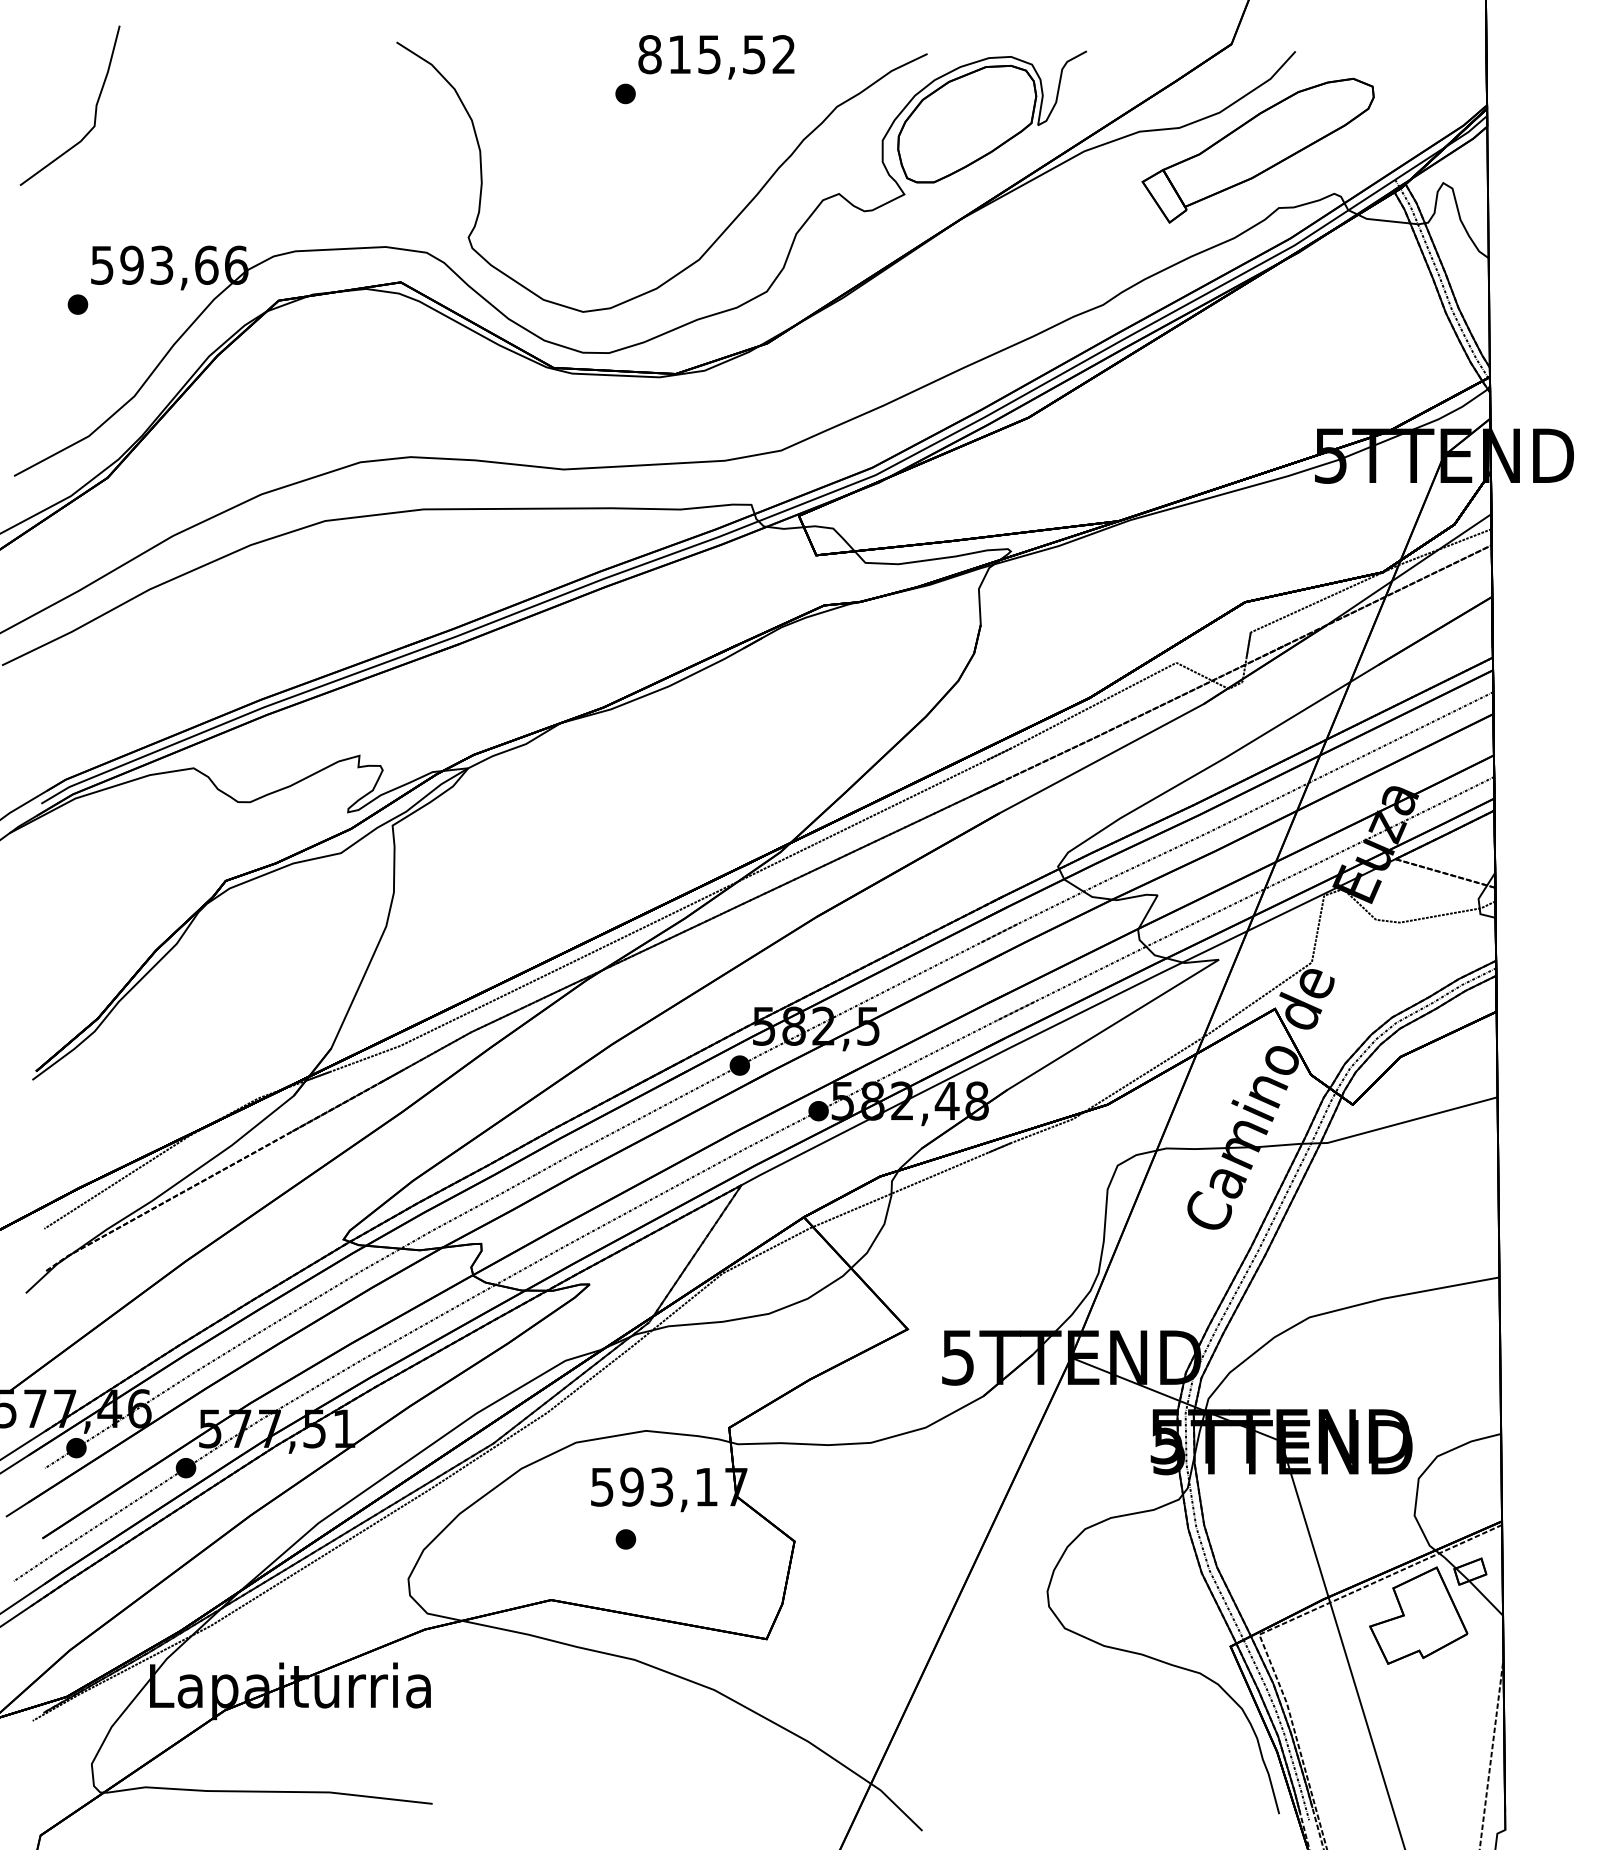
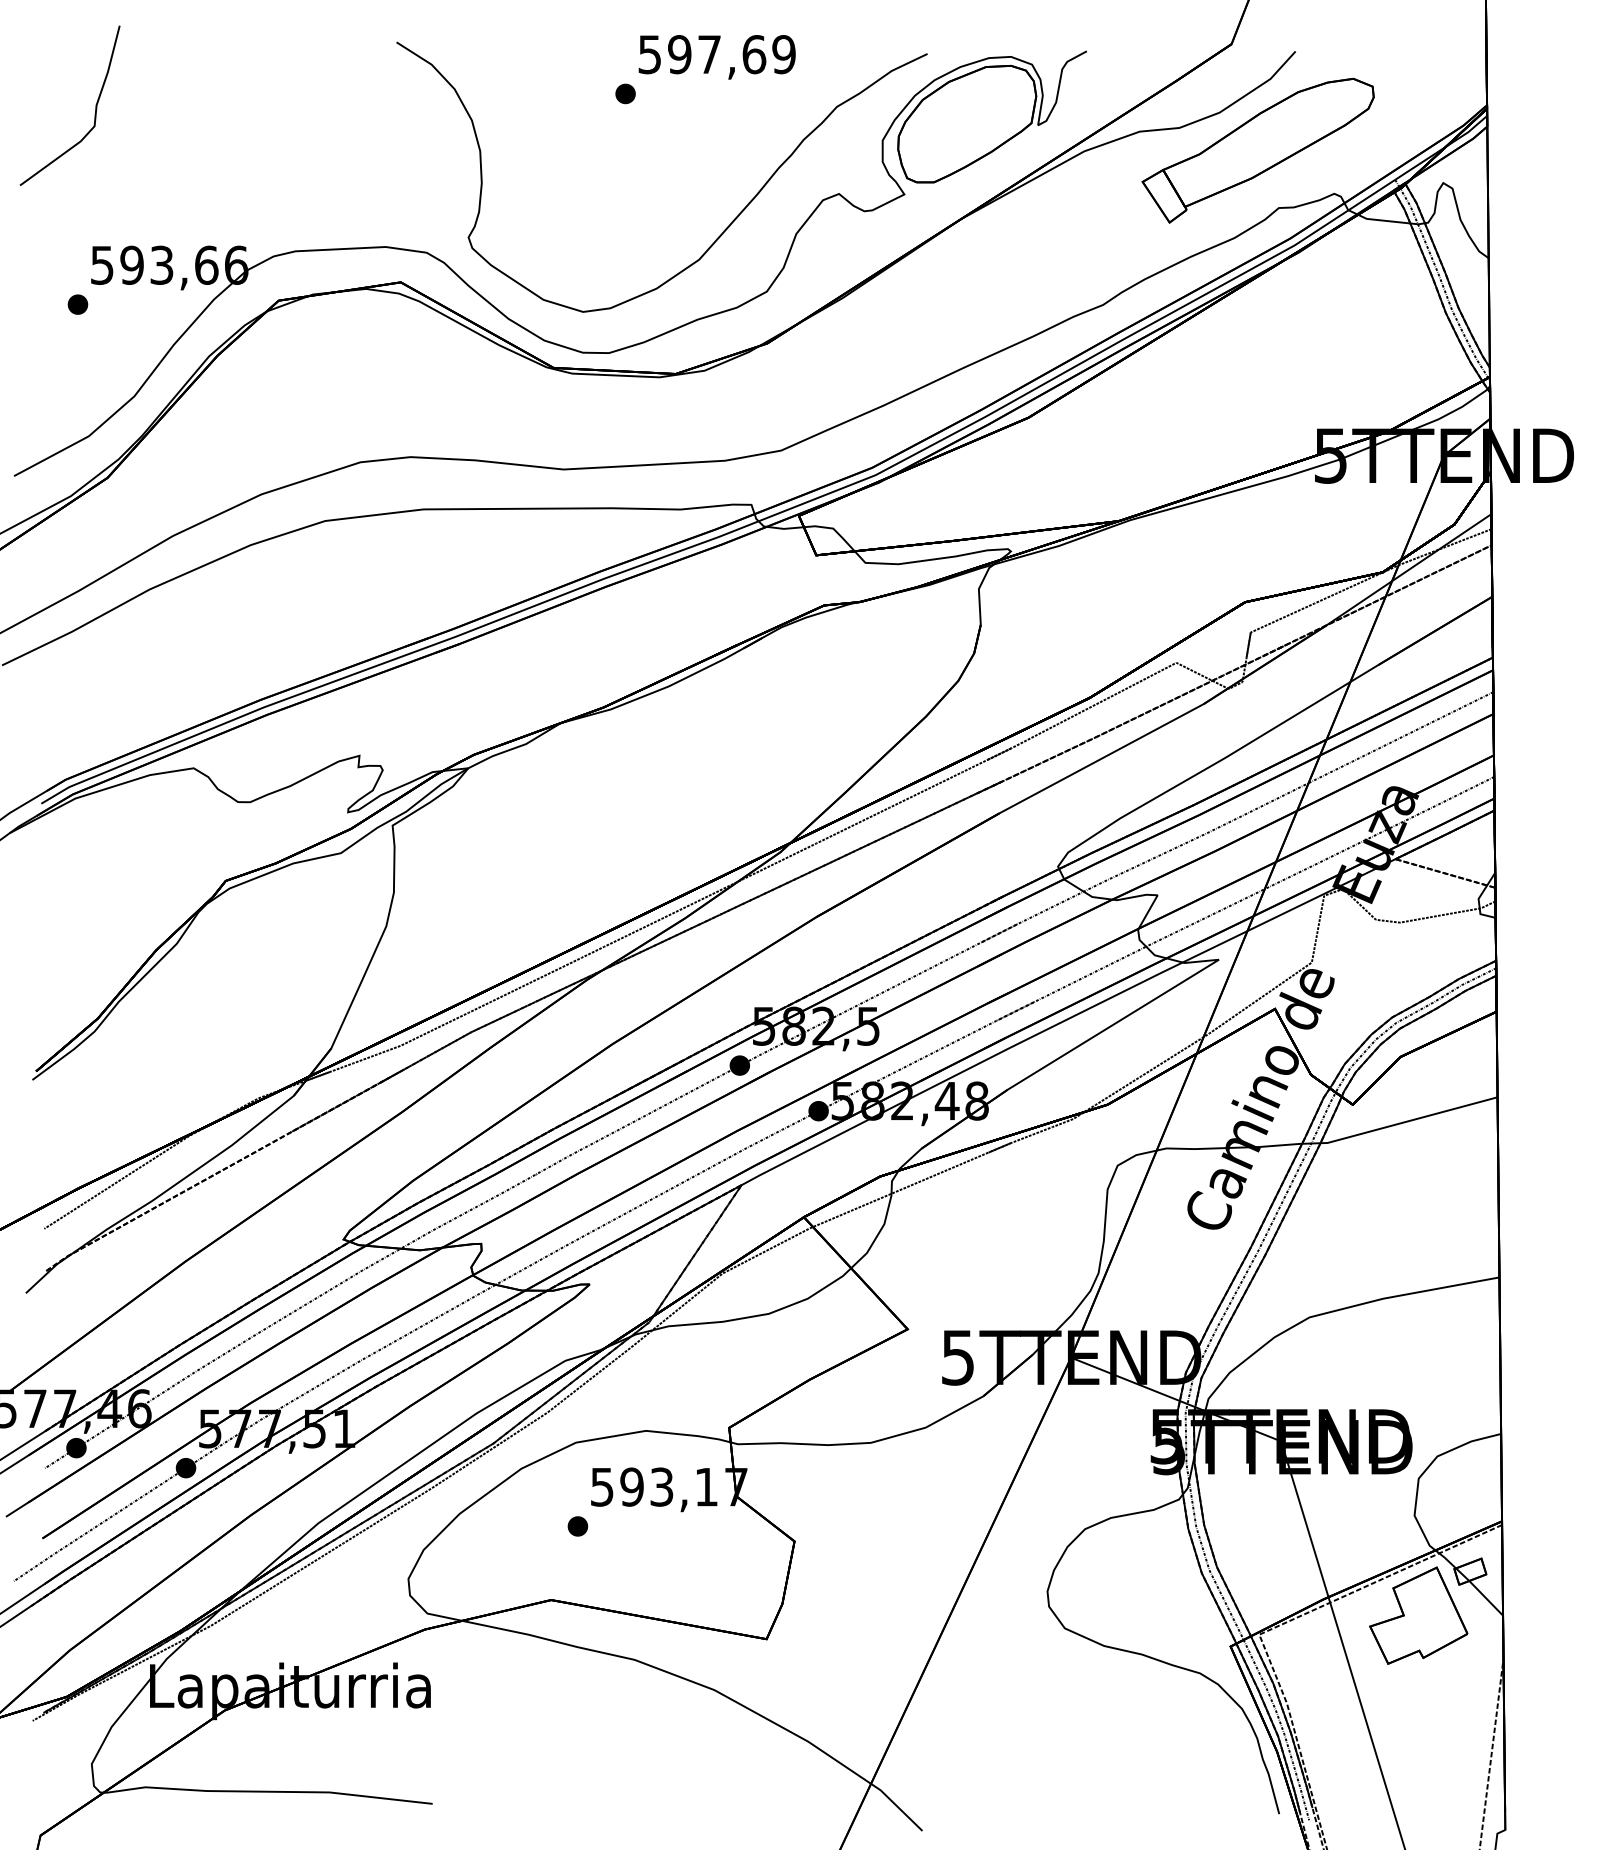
text: 815,52 -> 597,69 (716, 54)
part position: (625, 1539) -> (577, 1526) (577, 1526)
